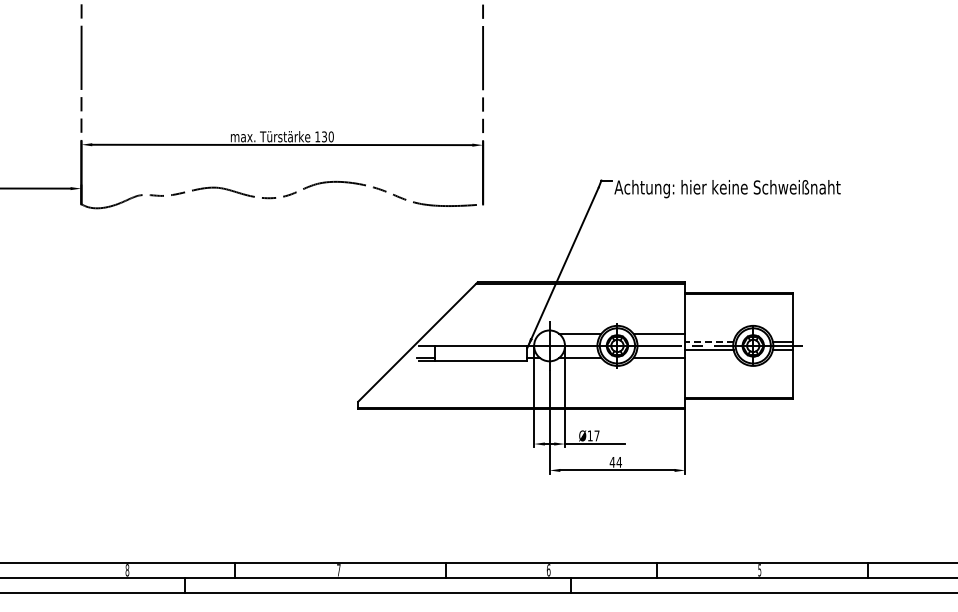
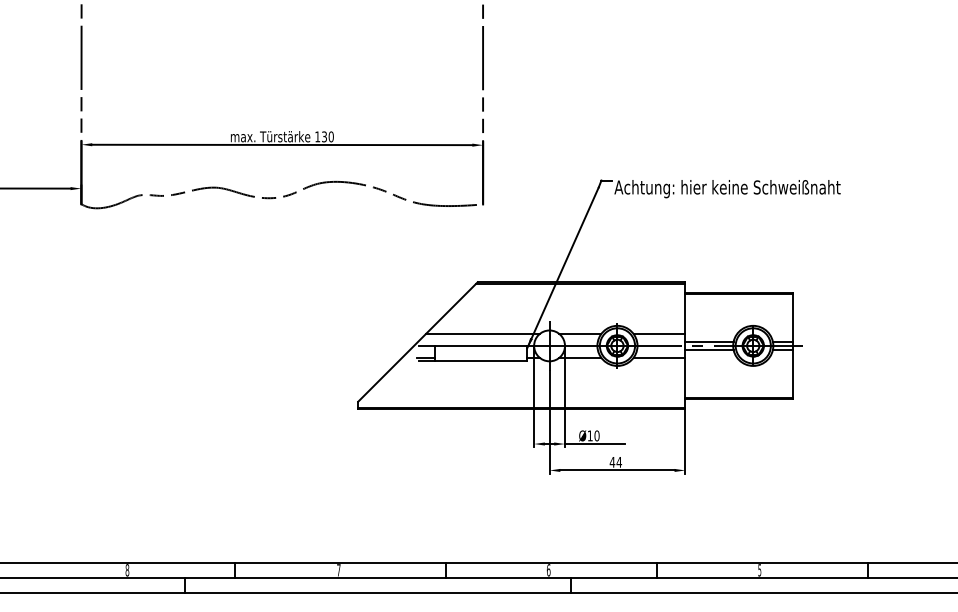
line: none -> present (482, 333)
line: dashed -> solid (709, 341)
text: Ø17 -> Ø10 (596, 435)
